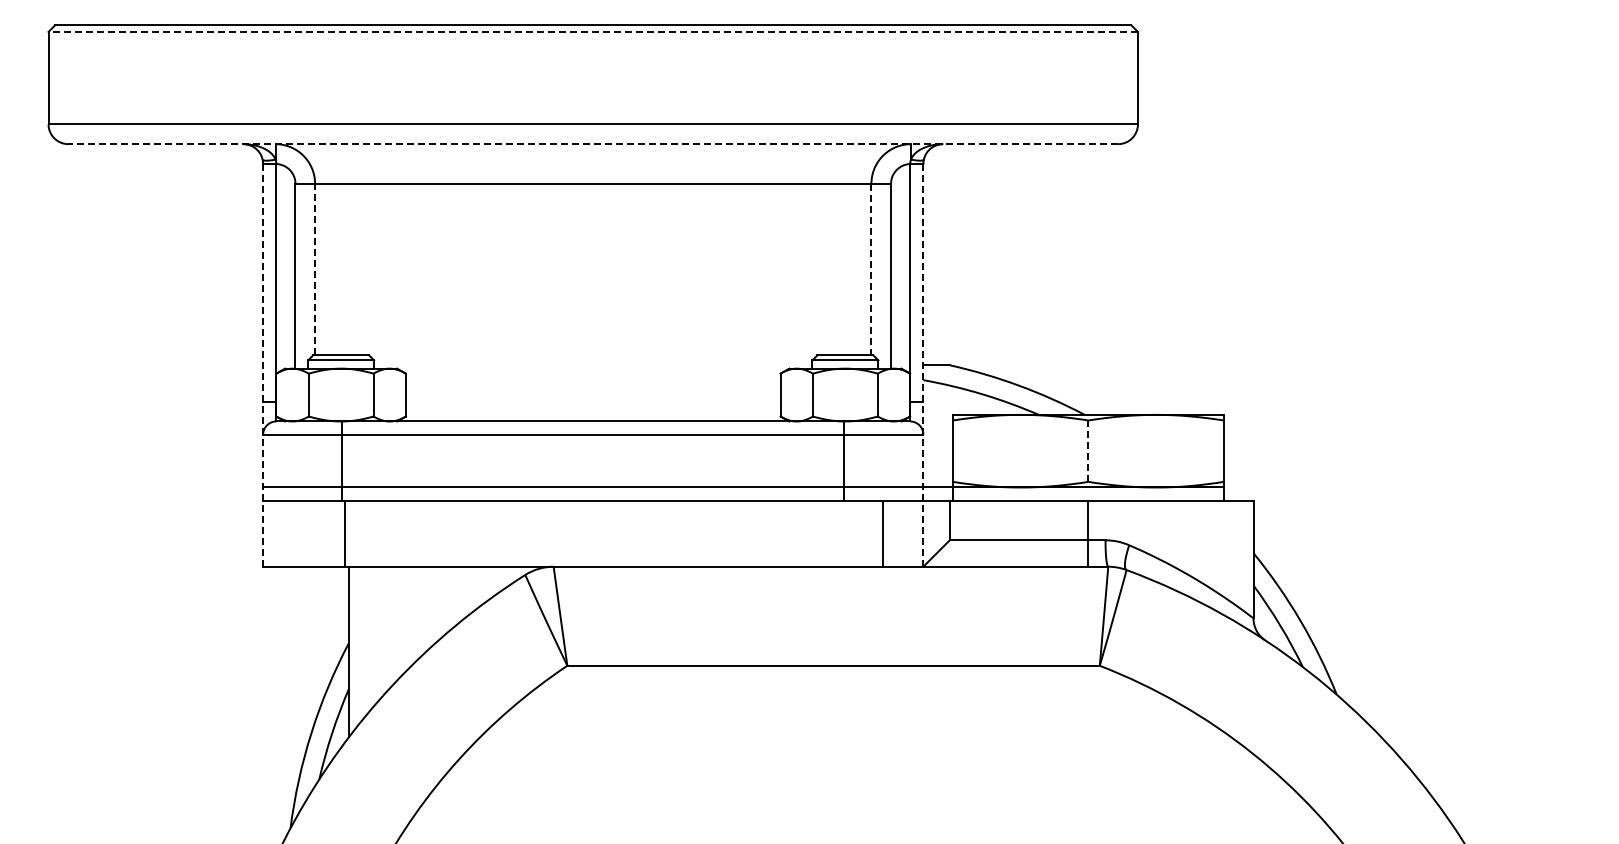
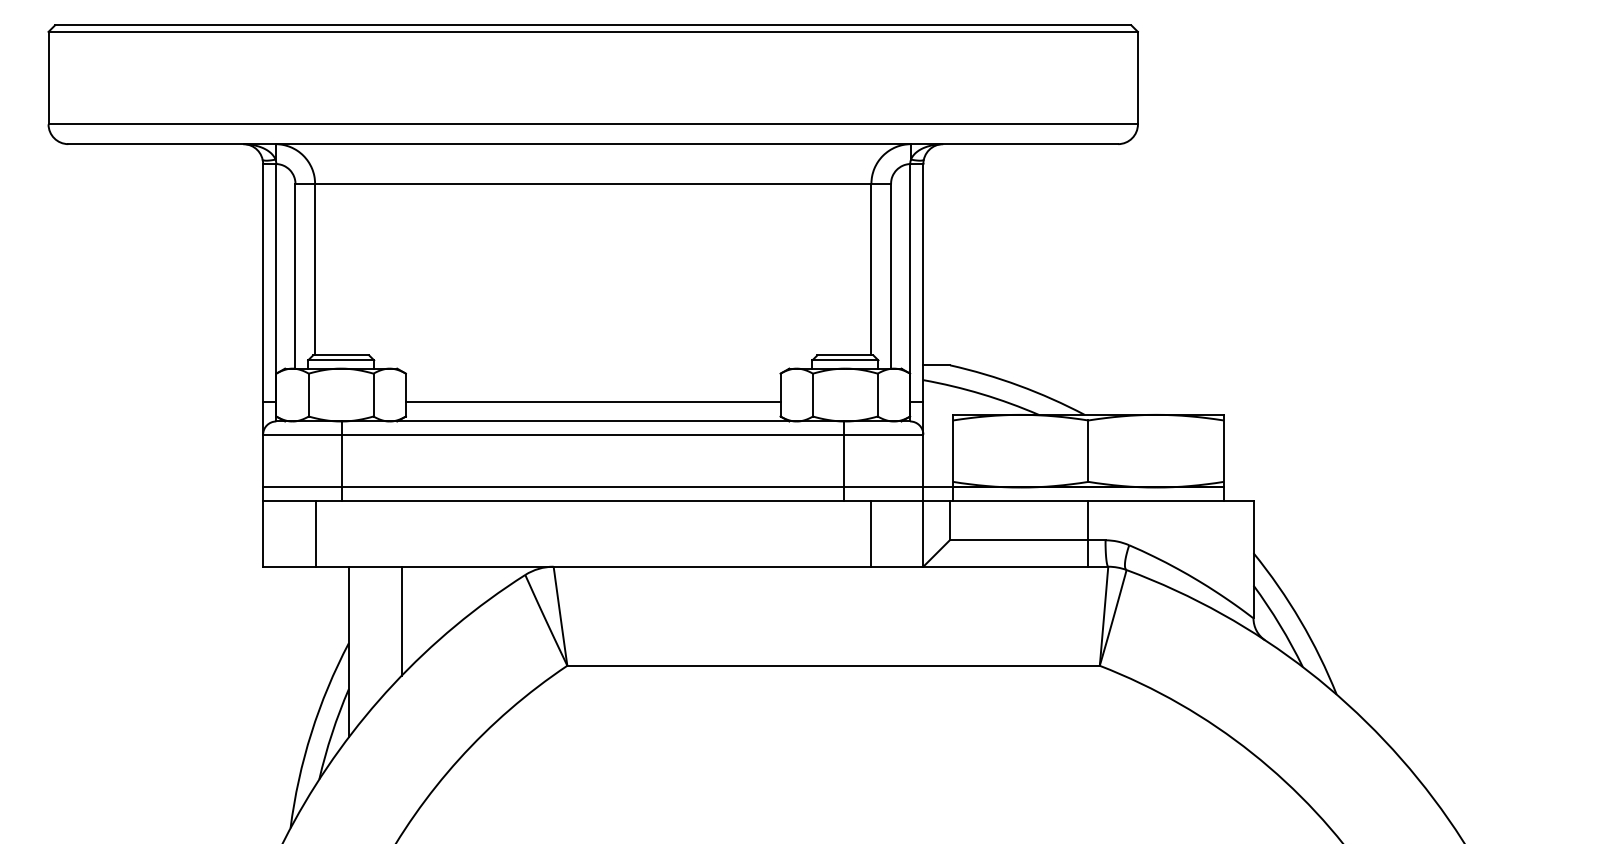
line: dashed -> solid (593, 31)
line: dashed -> solid (593, 144)
line: dashed -> solid (315, 269)
line: dashed -> solid (871, 269)
line: dashed -> solid (263, 364)
line: dashed -> solid (923, 364)
line: none -> present (592, 401)
line: dashed -> solid (1088, 451)
line position: (344, 533) -> (315, 533) (315, 533)
line position: (882, 533) -> (870, 533) (870, 533)
line: none -> present (401, 620)
